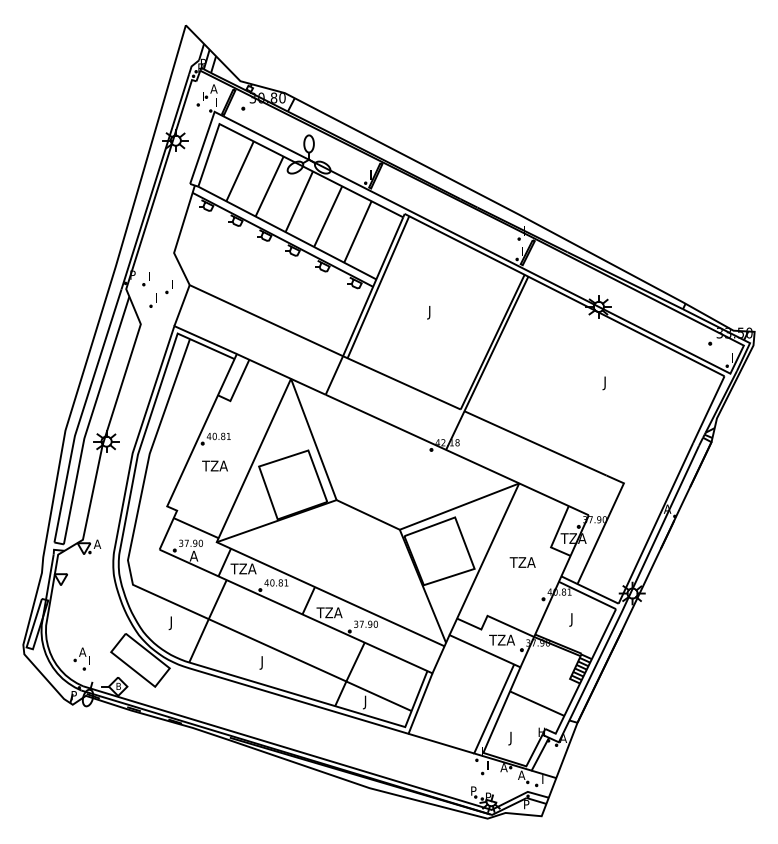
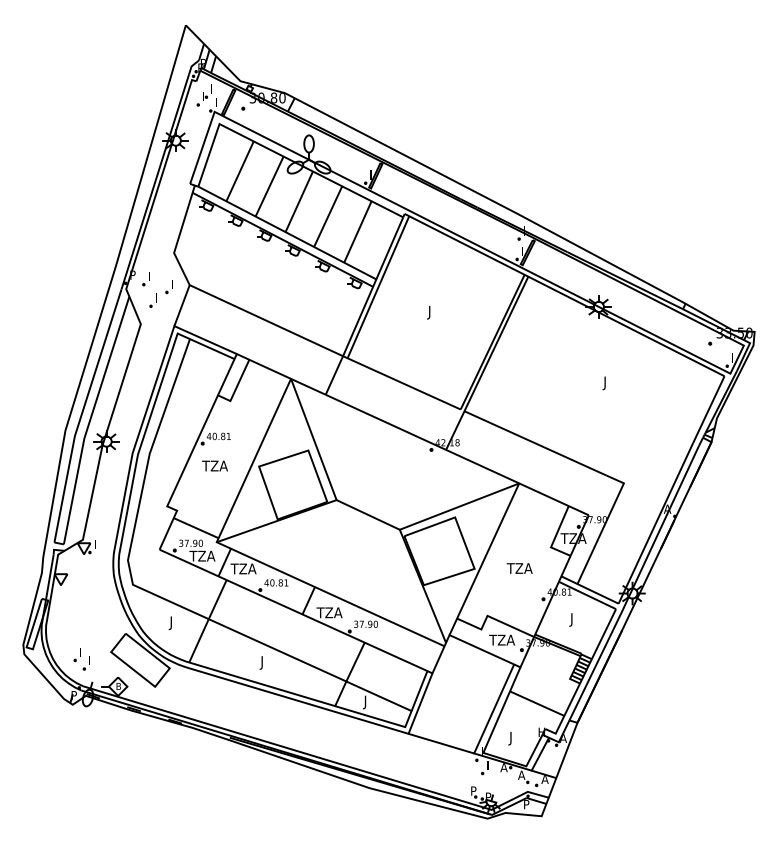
text: A -> I (213, 88)
text: A -> I (97, 543)
text: A -> TZA (202, 555)
text position: (522, 562) -> (519, 568) (519, 568)
text: A -> I (82, 651)
text: I -> A (544, 779)
